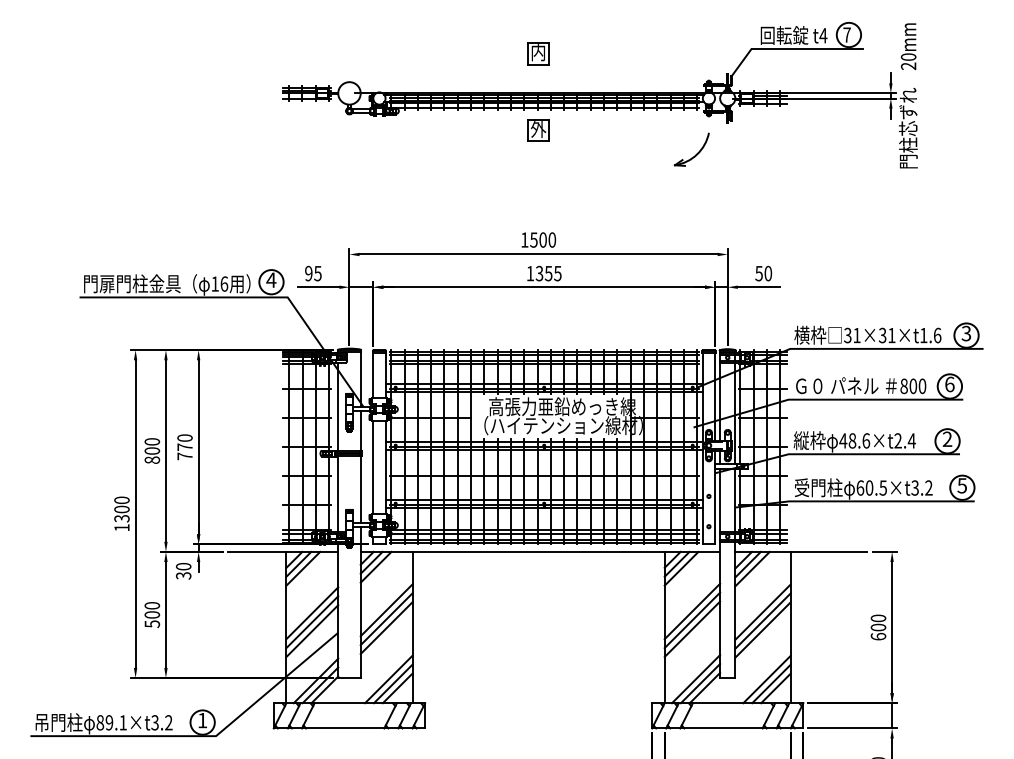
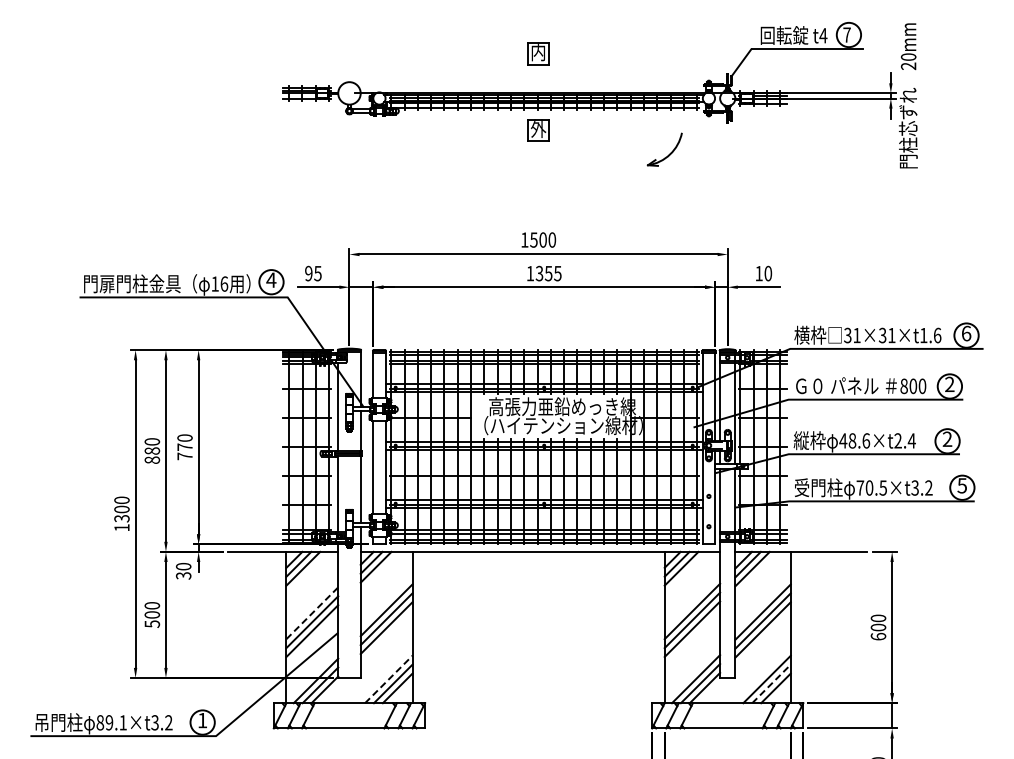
part position: (696, 153) -> (669, 153) (669, 153)
text: 50 -> 10 (758, 273)
text: 3 -> 6 (966, 333)
text: 6 -> 2 (949, 384)
text: 800 -> 880 (152, 450)
text: 60.5×t3.2 -> 70.5×t3.2 (860, 487)
line: solid -> dashed (312, 613)
line: solid -> dashed (388, 679)
line: solid -> dashed (771, 683)
